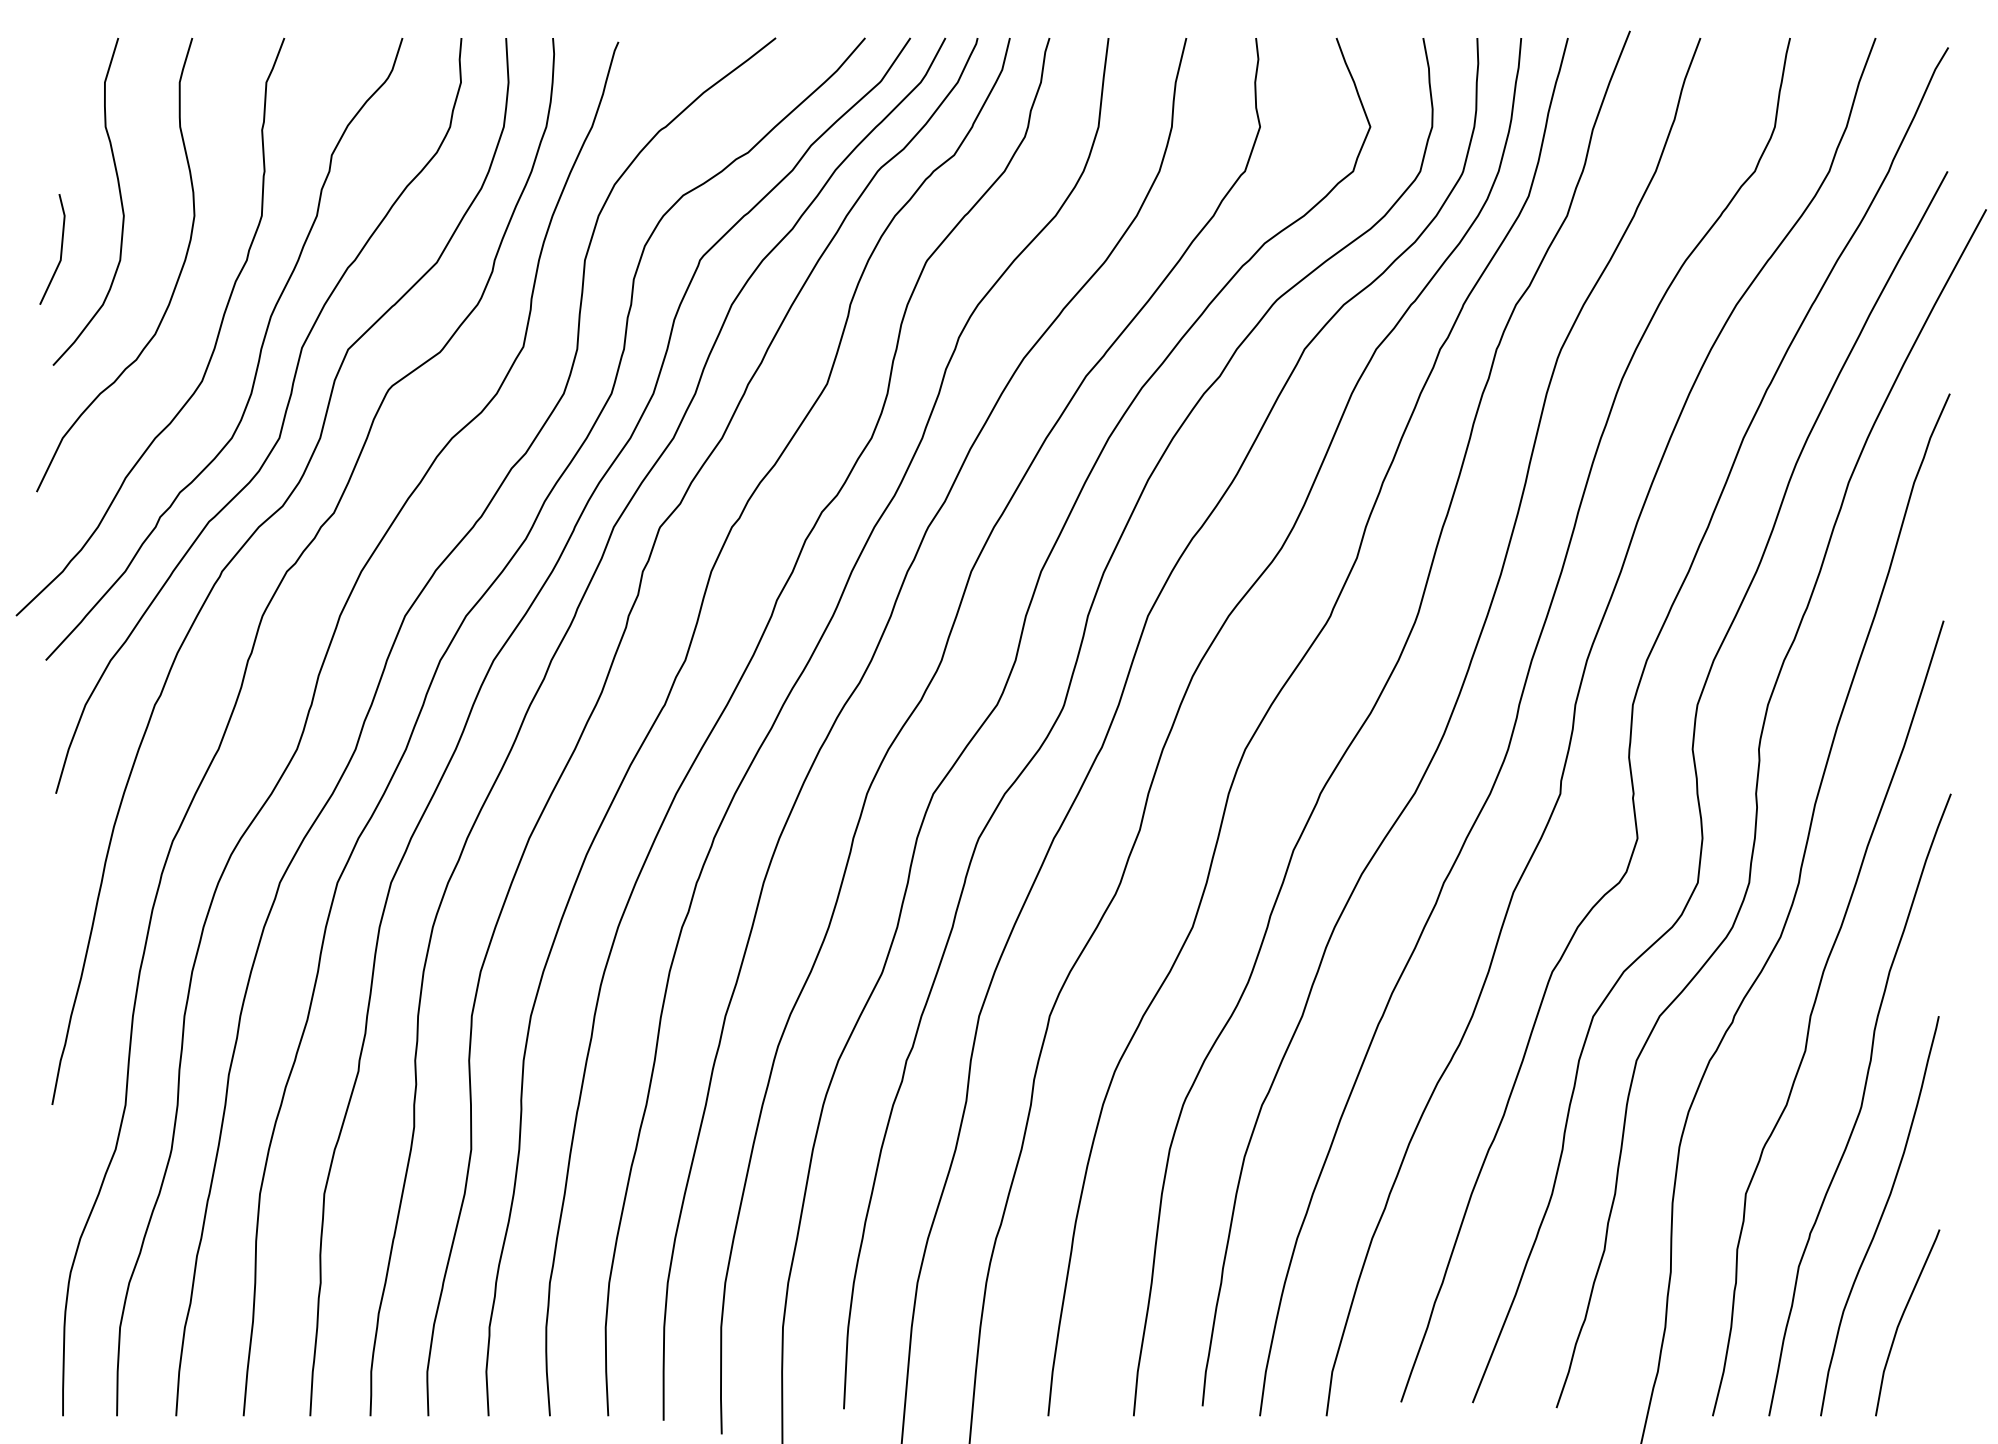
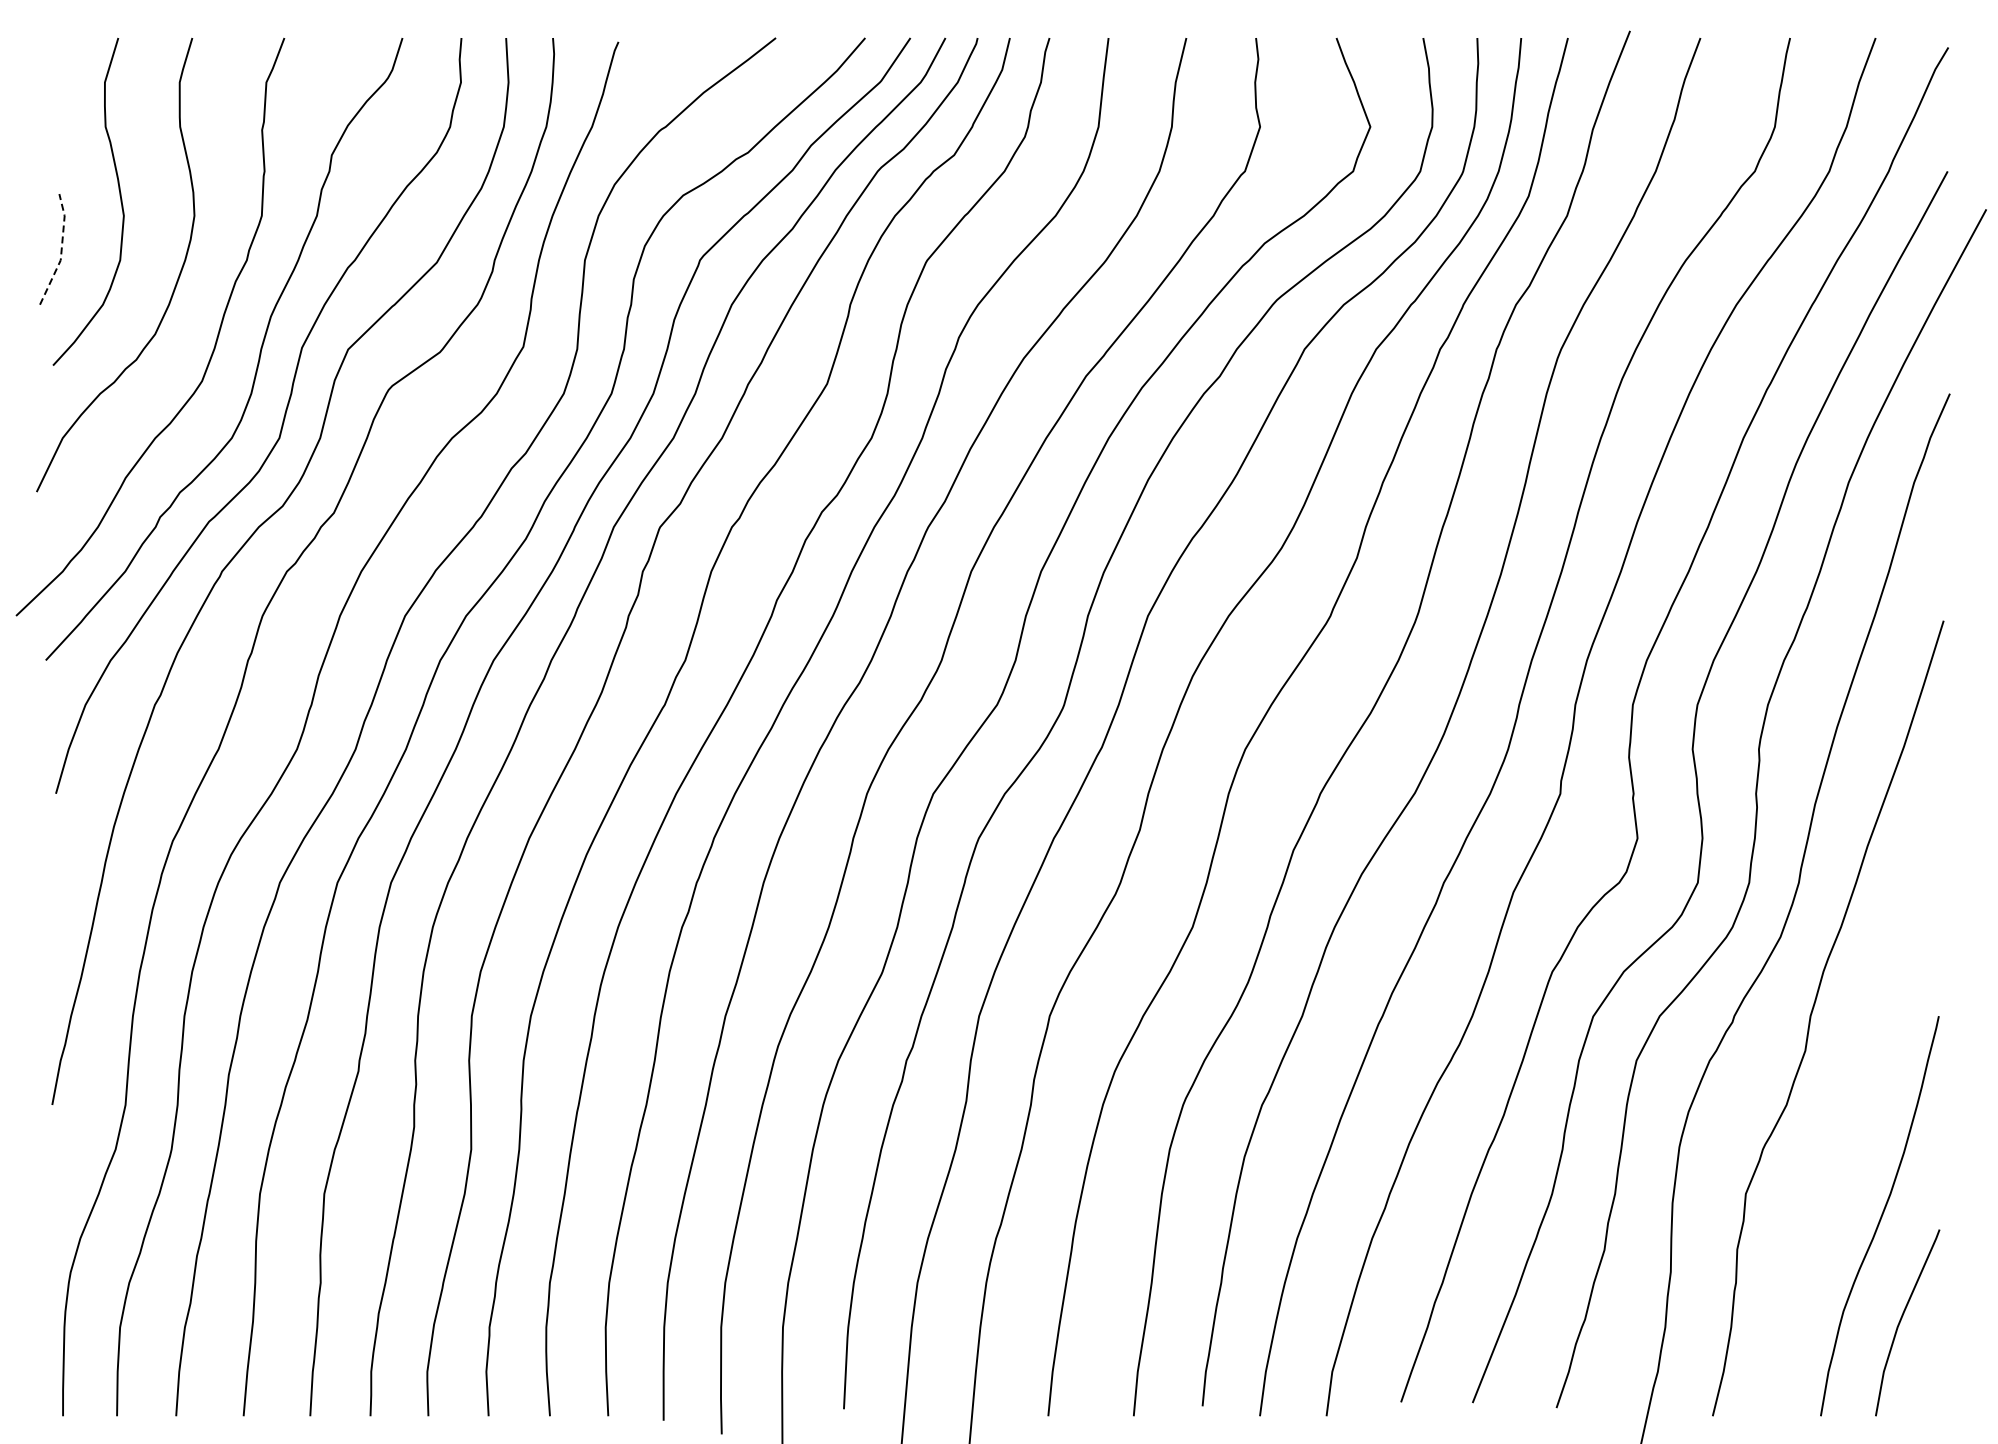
line: solid -> dashed (61, 251)
curve: present -> none (1860, 1104)
